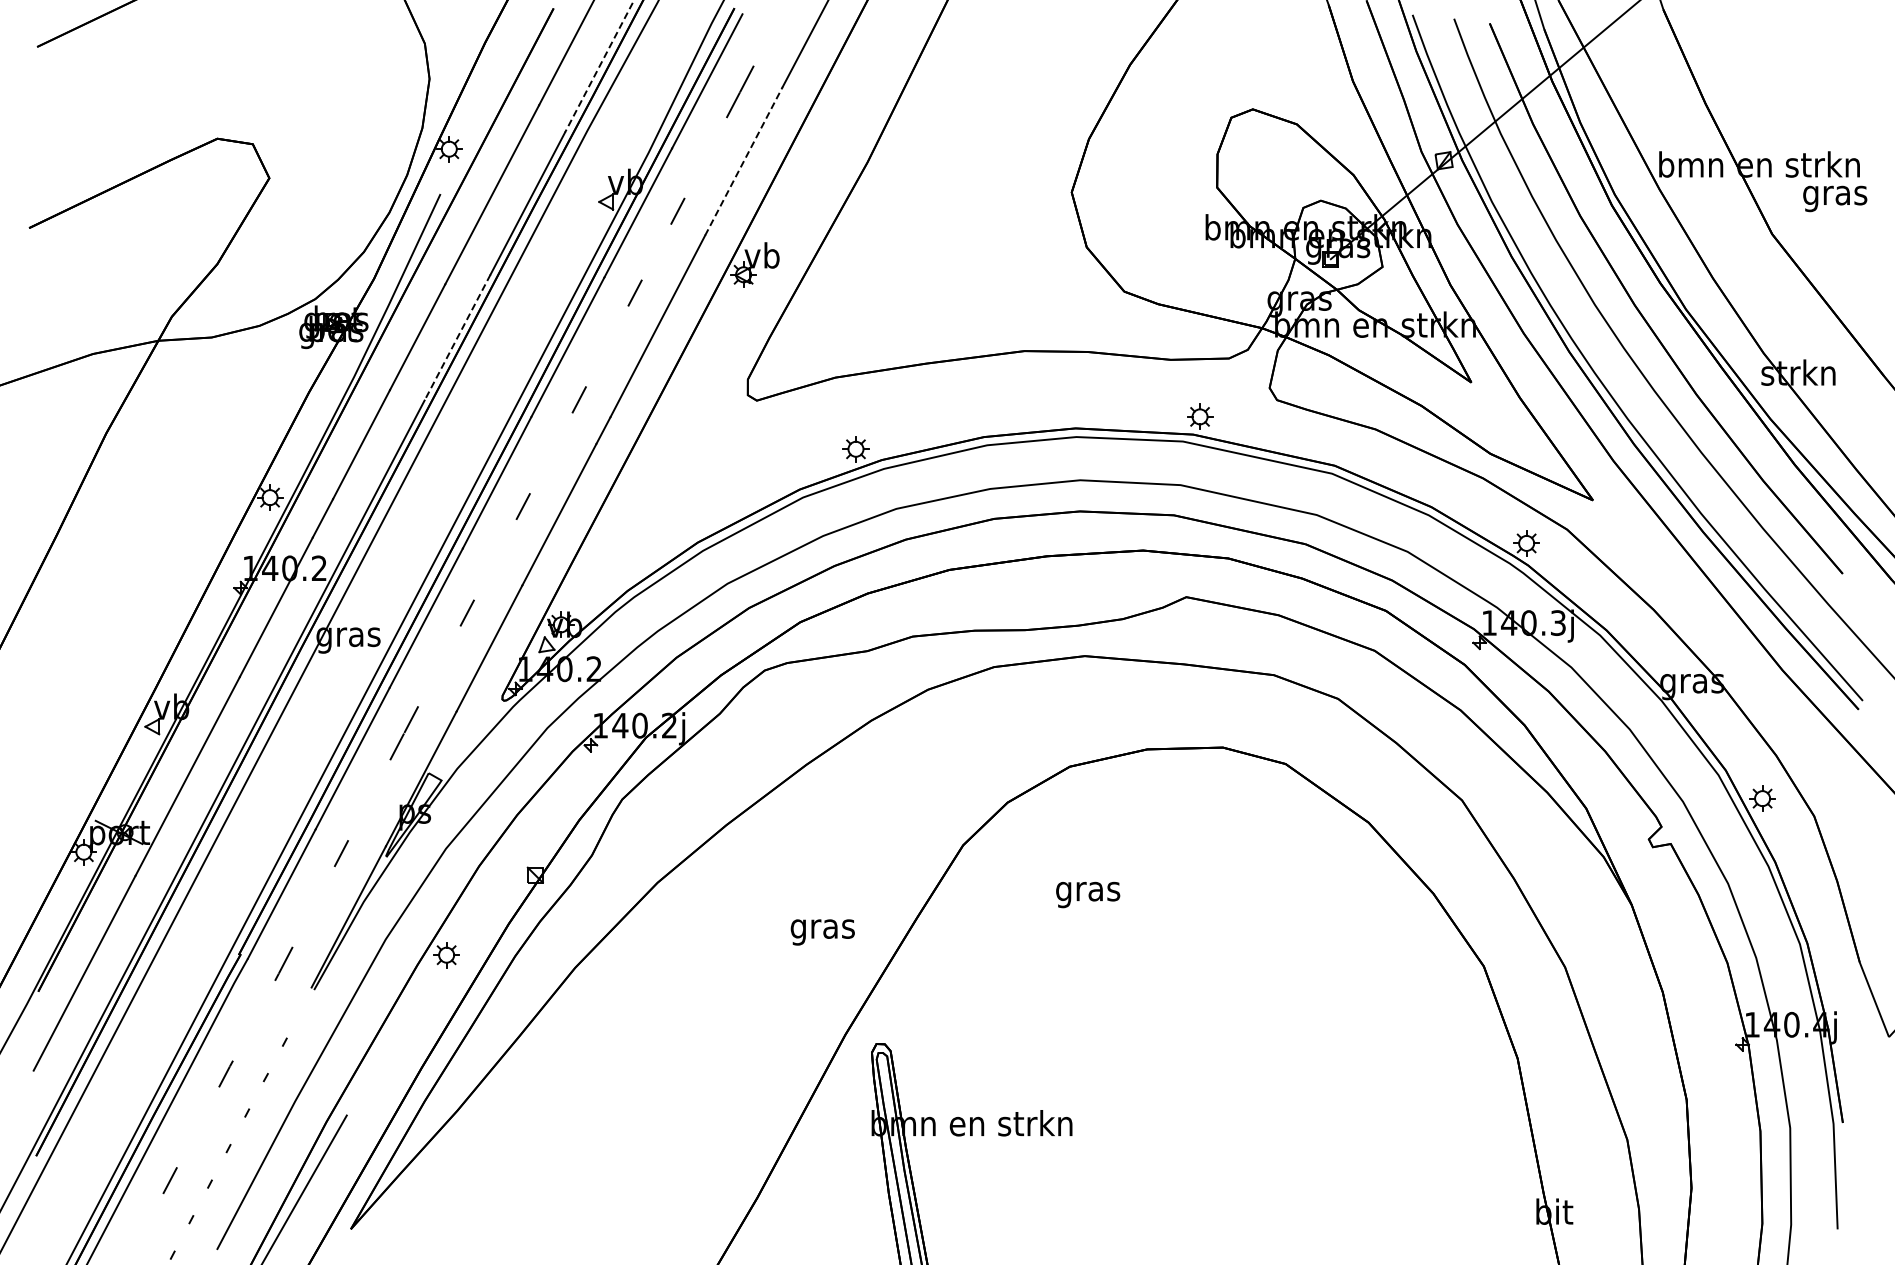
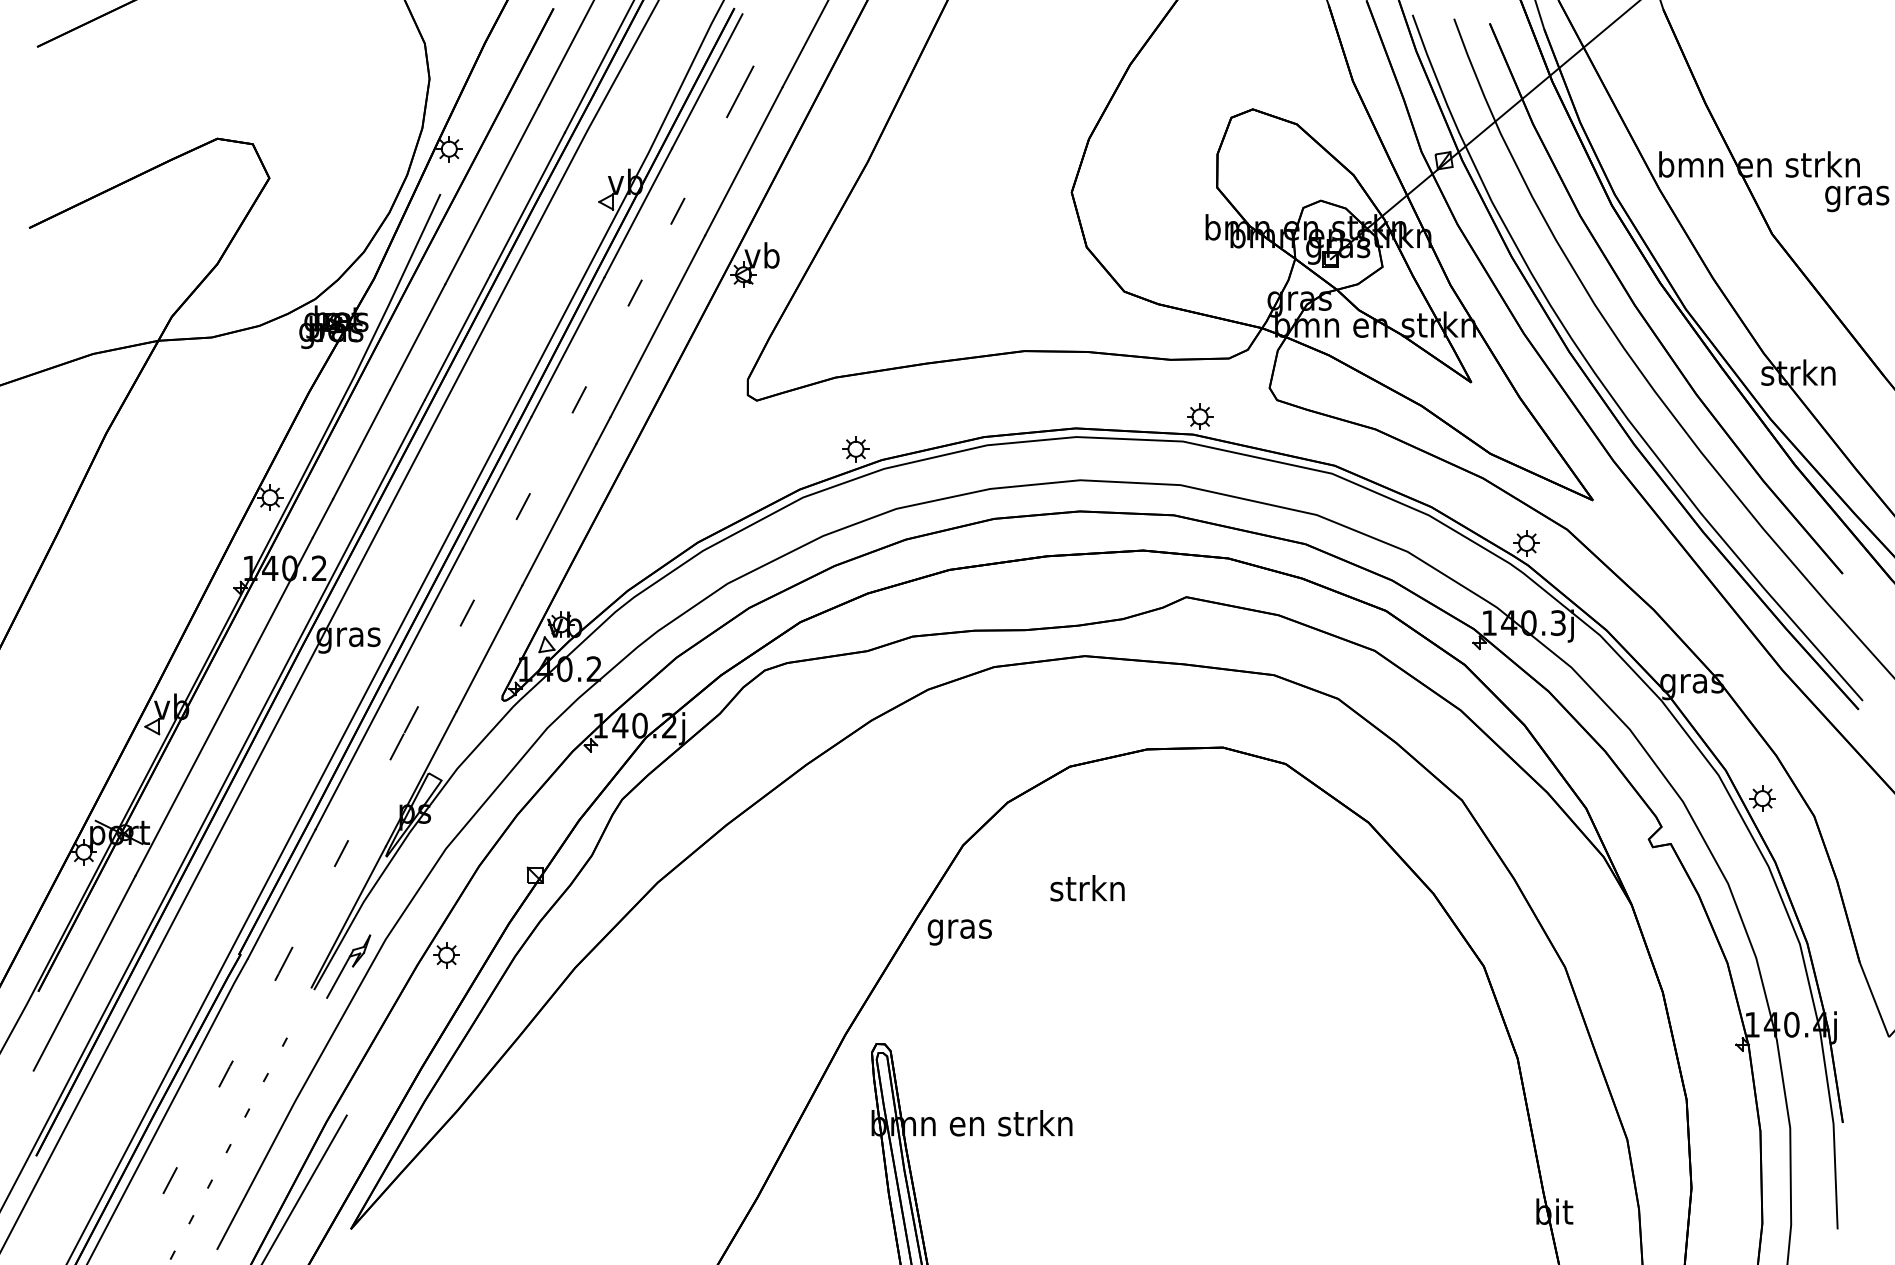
line: dashed -> solid (599, 66)
line: dashed -> solid (743, 161)
text position: (1835, 198) -> (1857, 198) (1857, 198)
line: dashed -> solid (457, 337)
text: gras -> strkn (1087, 891)
text position: (822, 932) -> (959, 932) (959, 932)
part: none -> present (348, 966)
